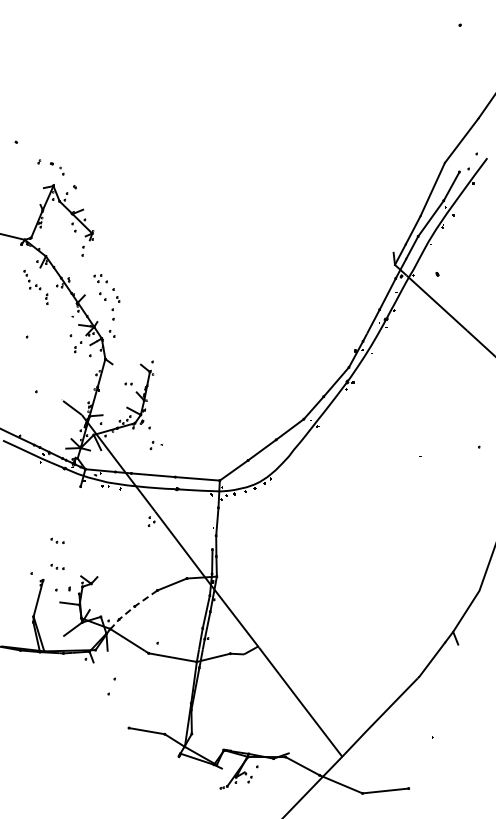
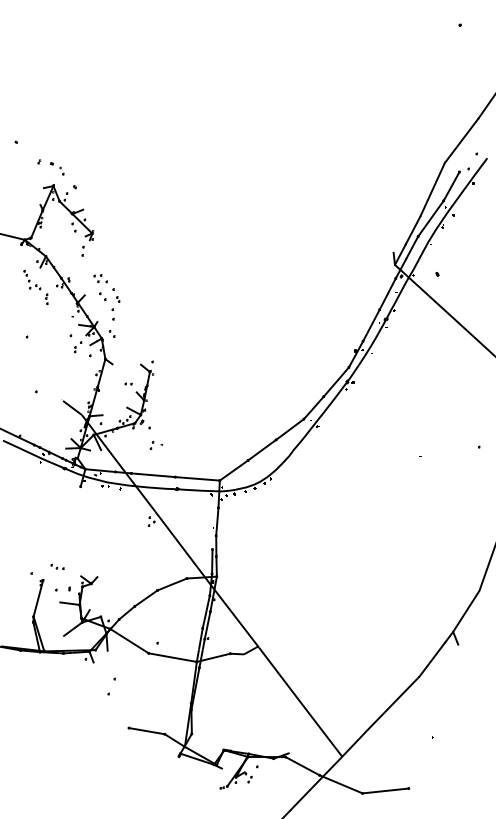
part: present -> none (57, 540)
line: dashed -> solid (129, 610)
